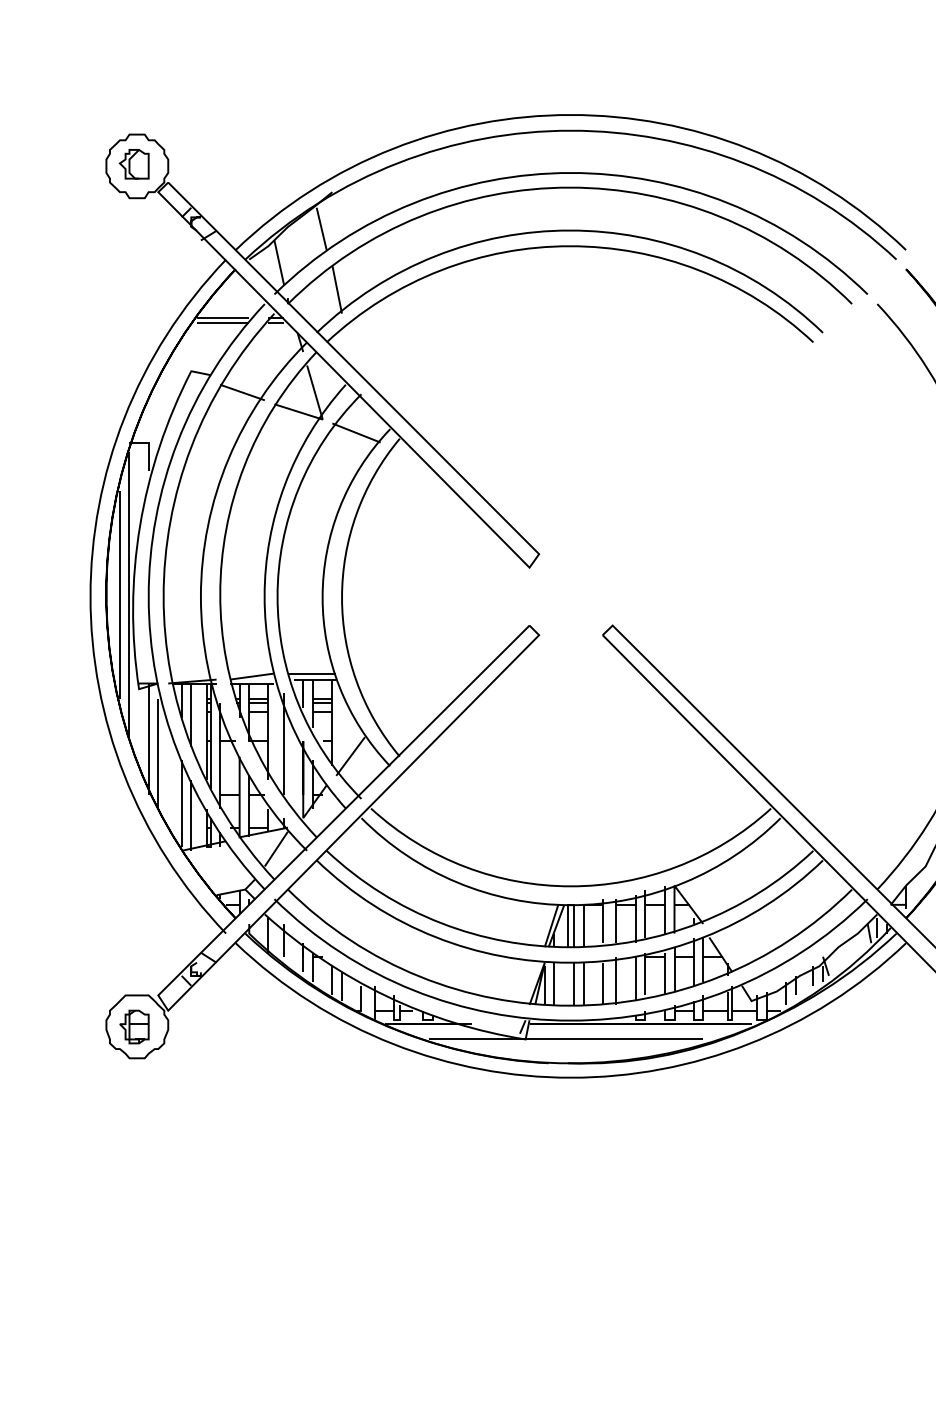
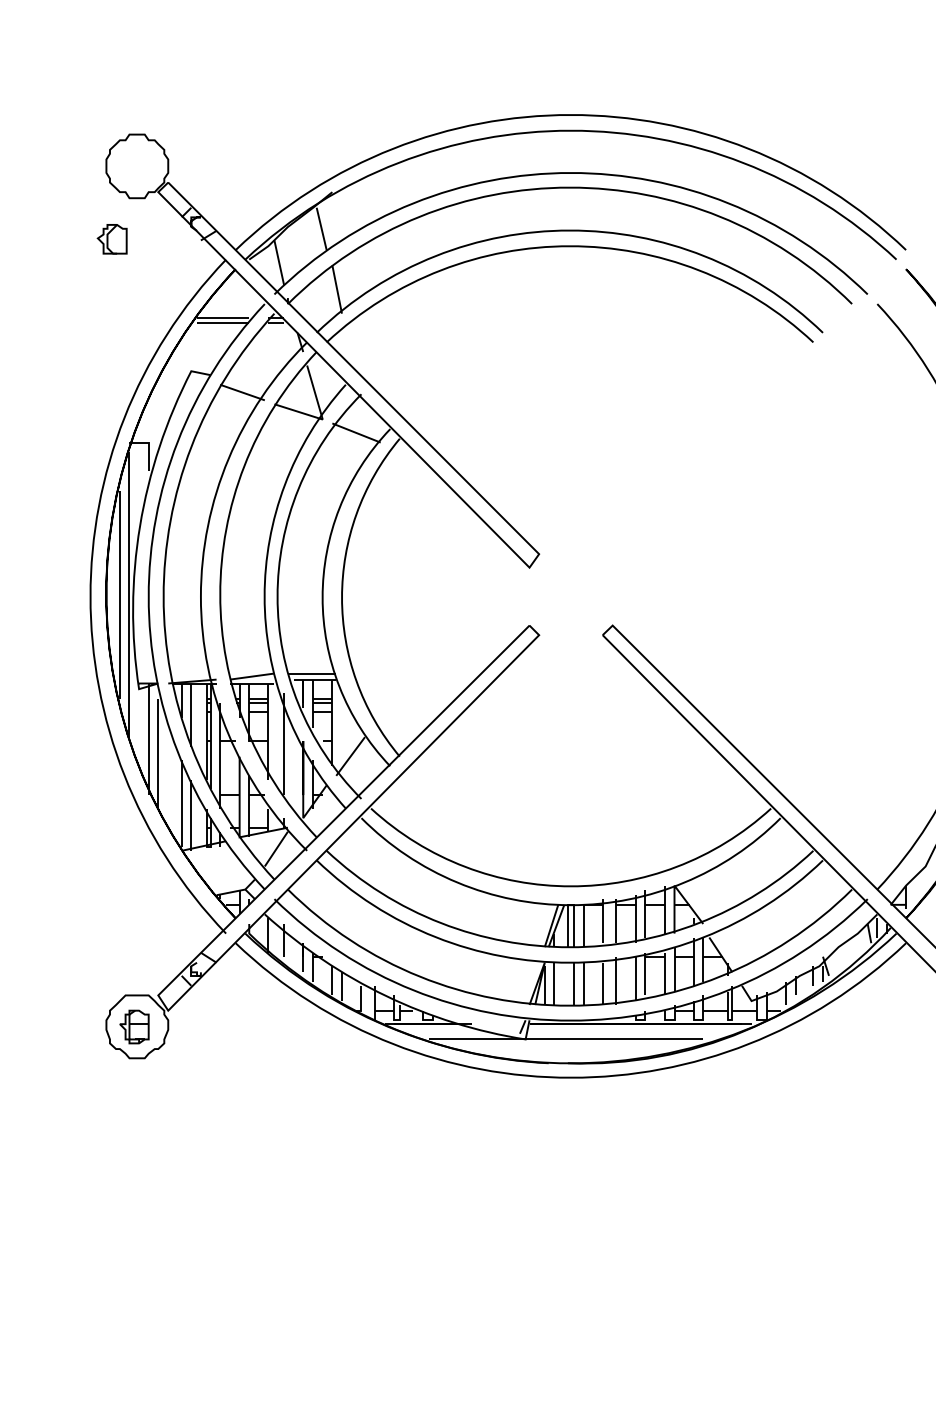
part position: (133, 164) -> (111, 239) (111, 239)
